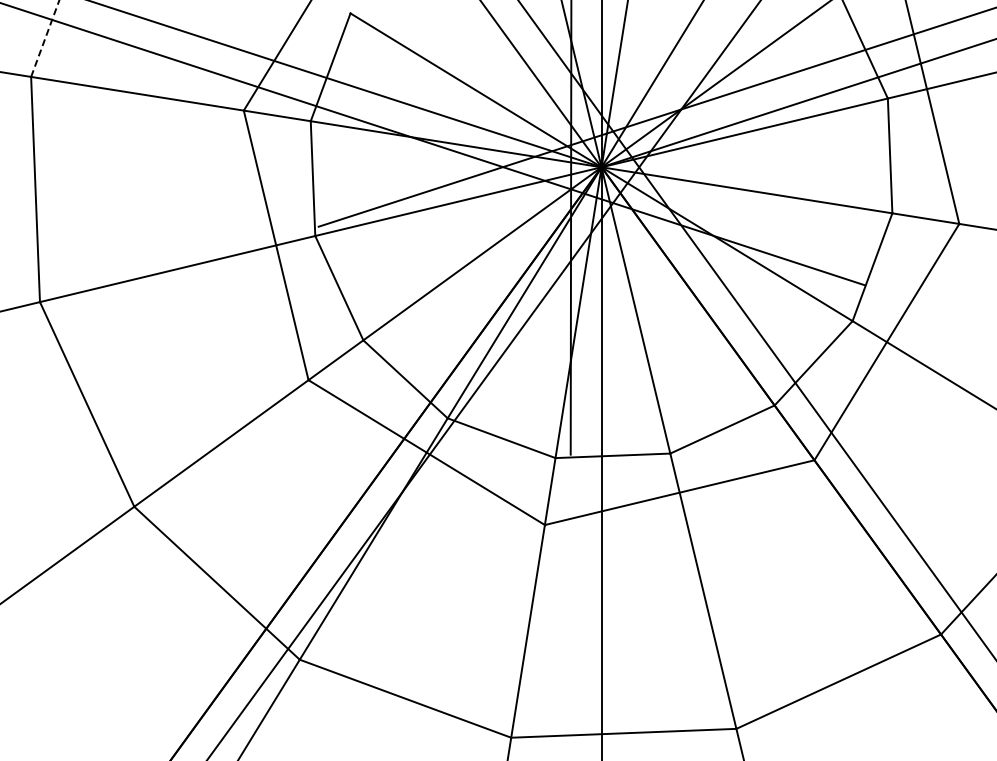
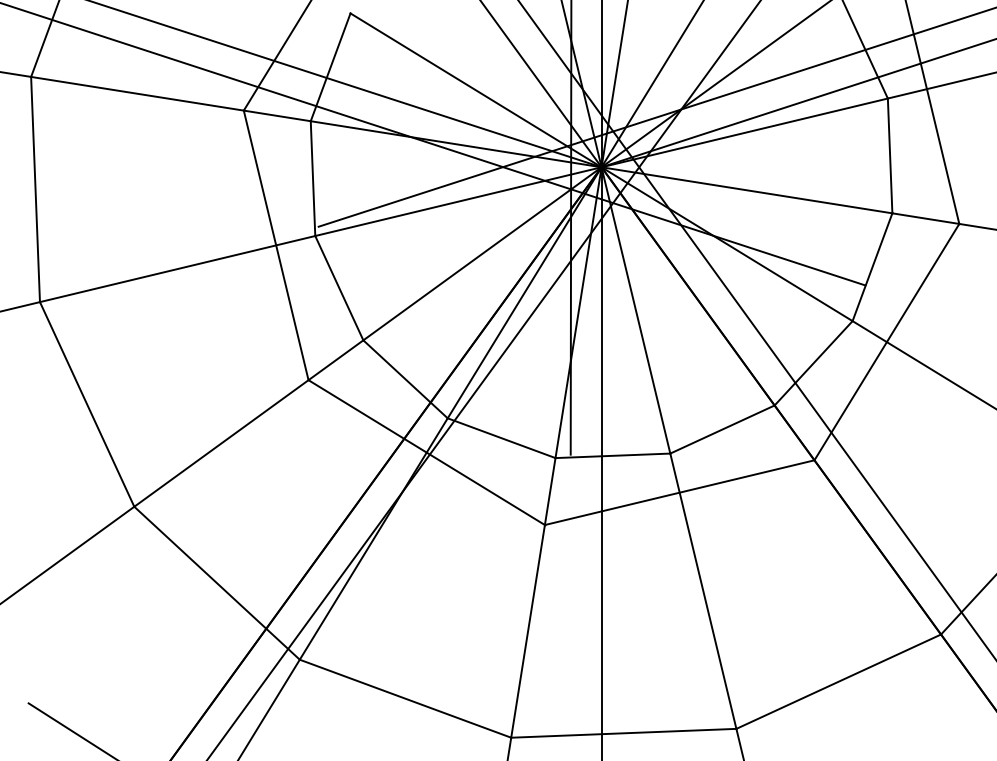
line: dashed -> solid (45, 38)
line: none -> present (71, 730)
